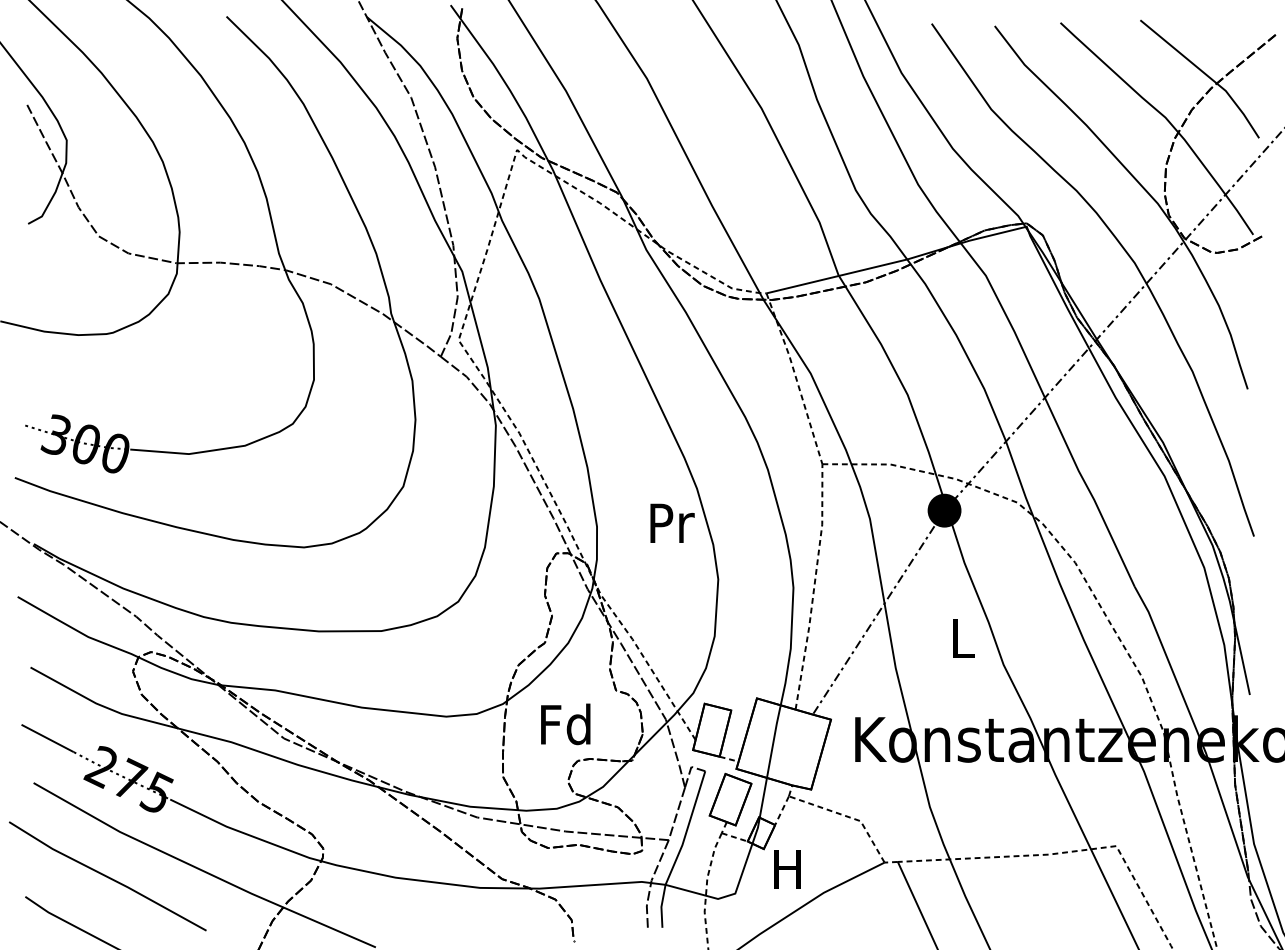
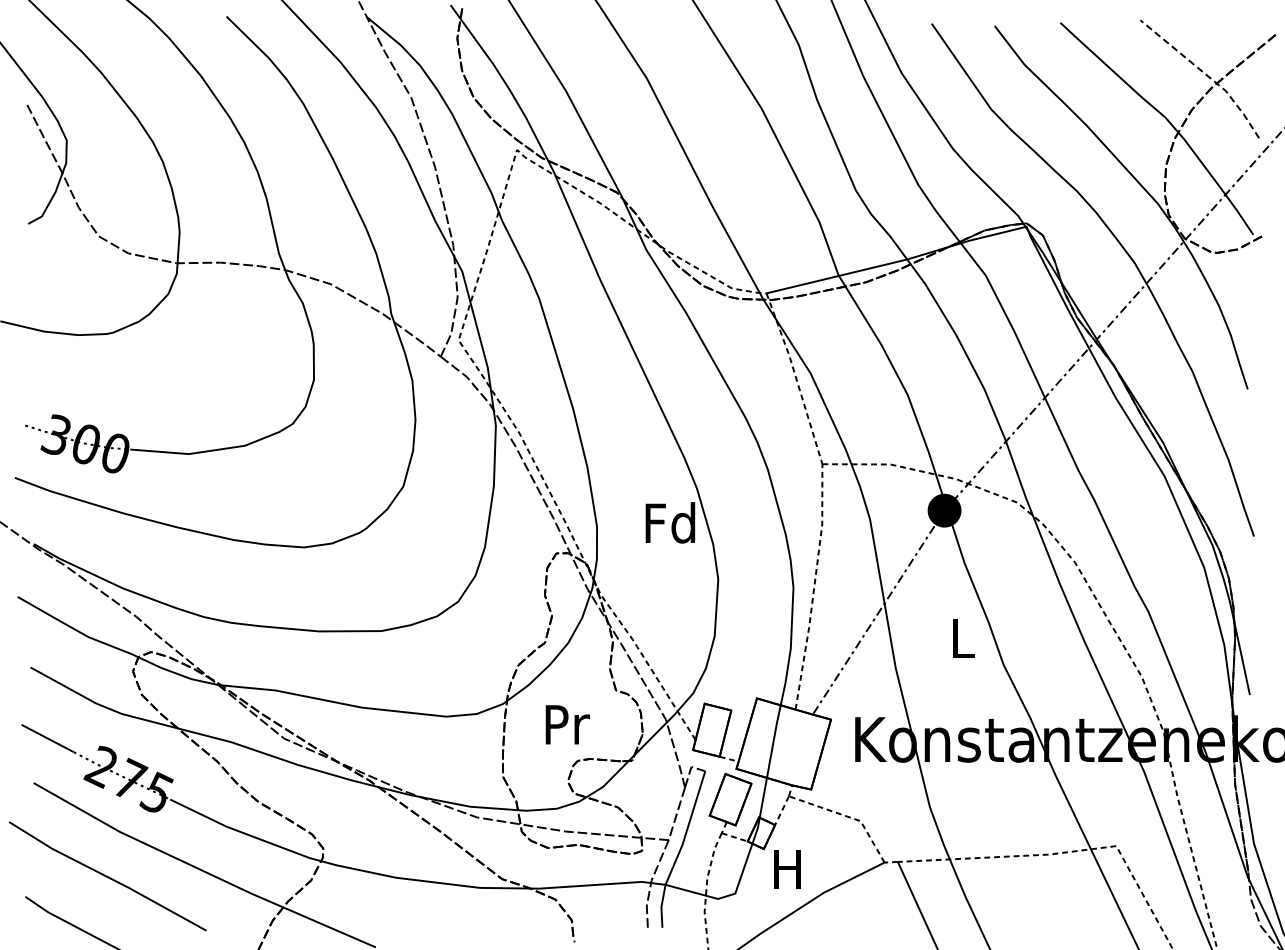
line: solid -> dashed (1206, 75)
text: Pr -> Fd (670, 522)
text: Fd -> Pr (565, 724)
